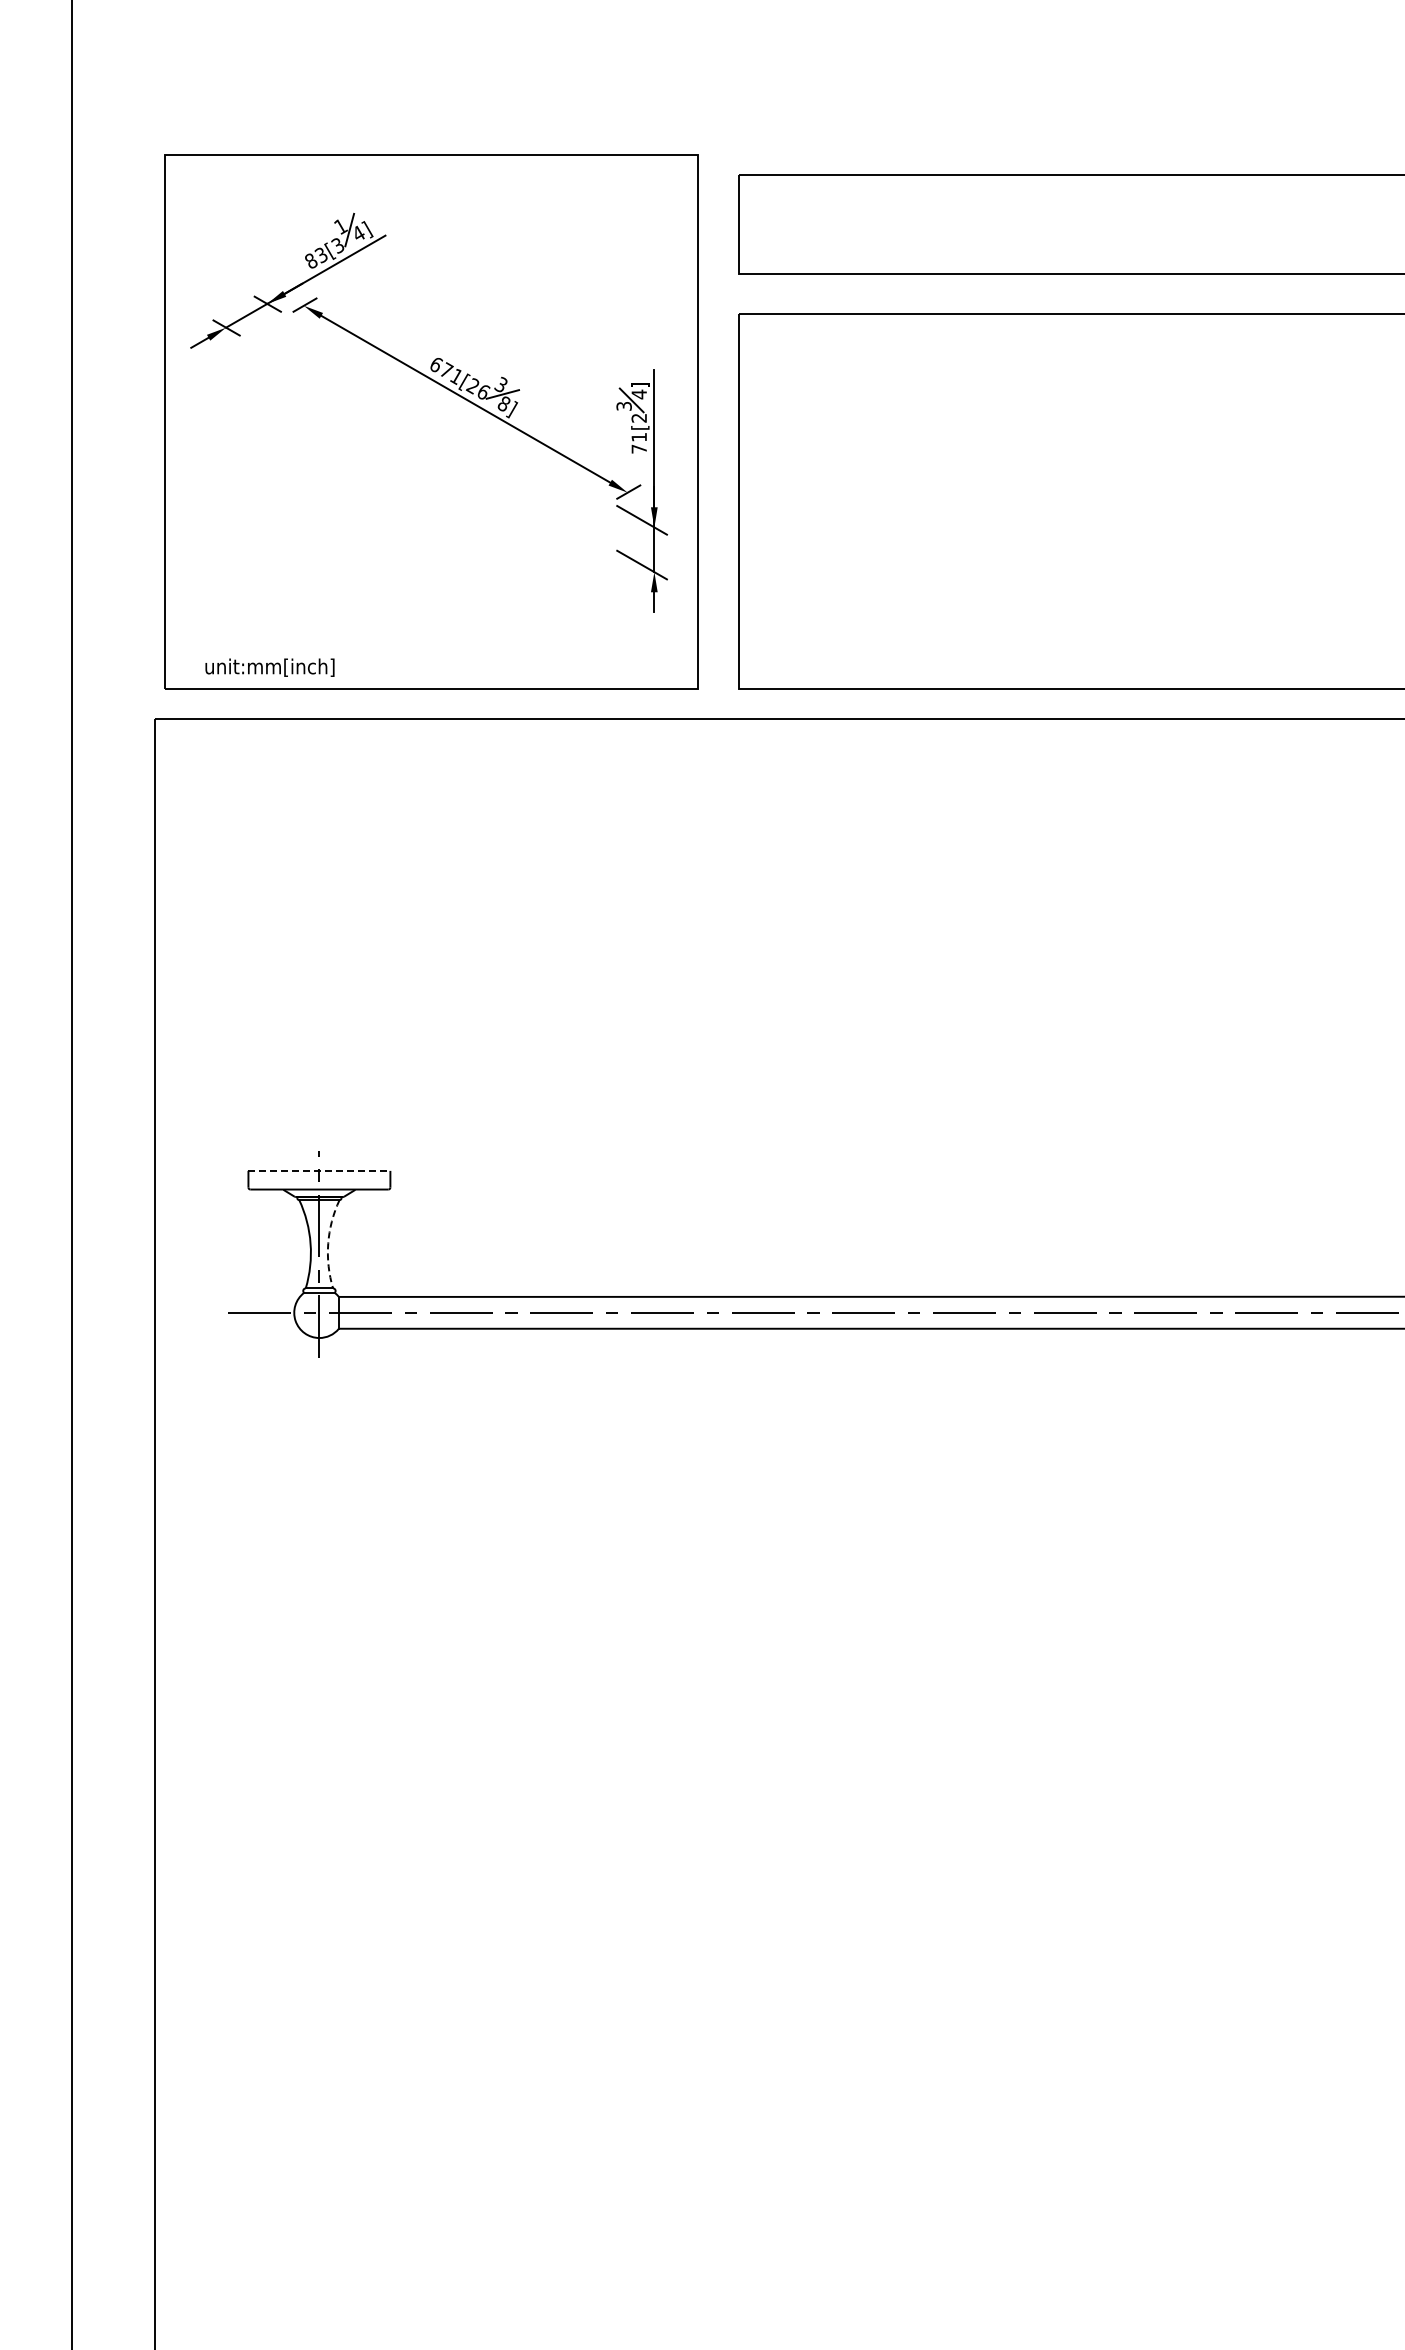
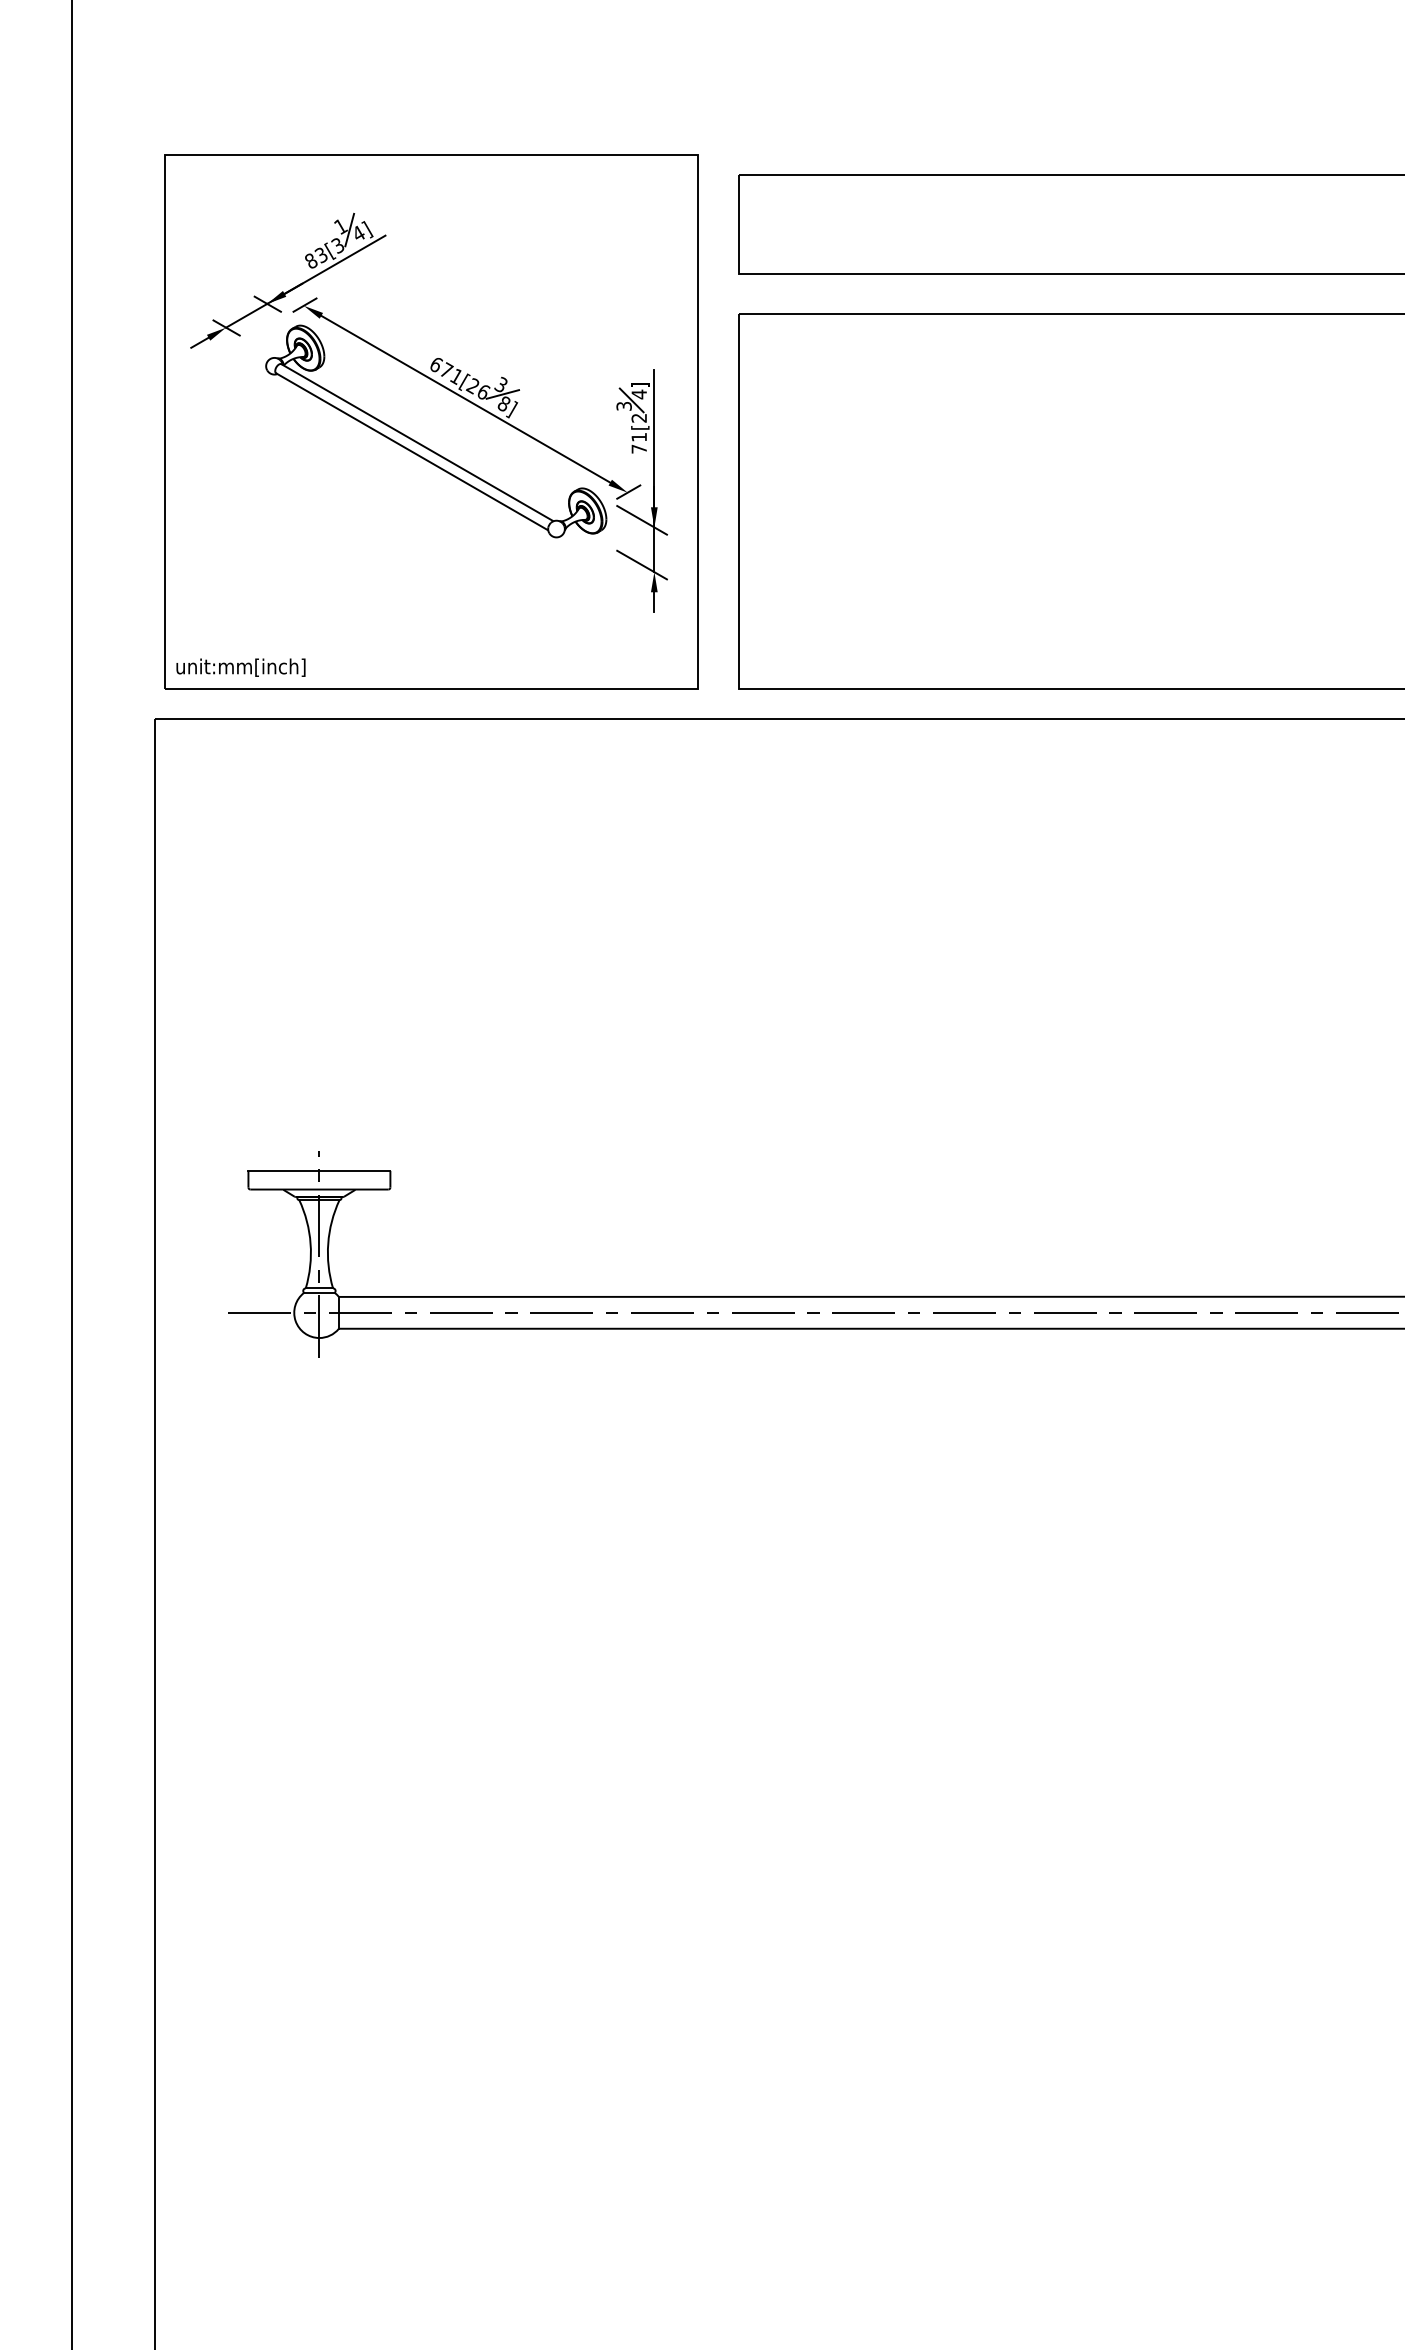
part: none -> present (426, 446)
text position: (269, 667) -> (240, 667) (240, 667)
line: dashed -> solid (319, 1170)
arc: dashed -> solid (328, 1243)
